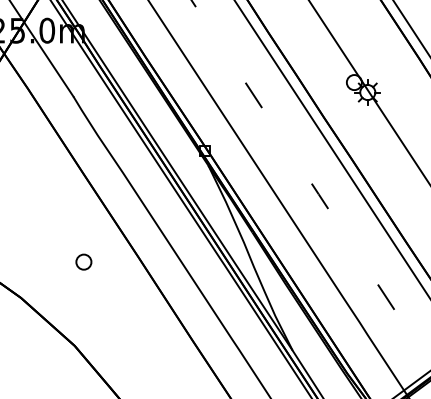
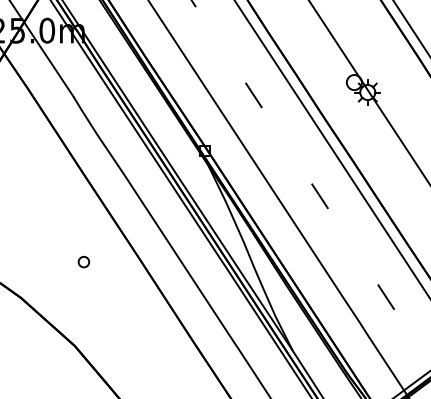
part size: 18x18 px -> 14x13 px (83, 262)
